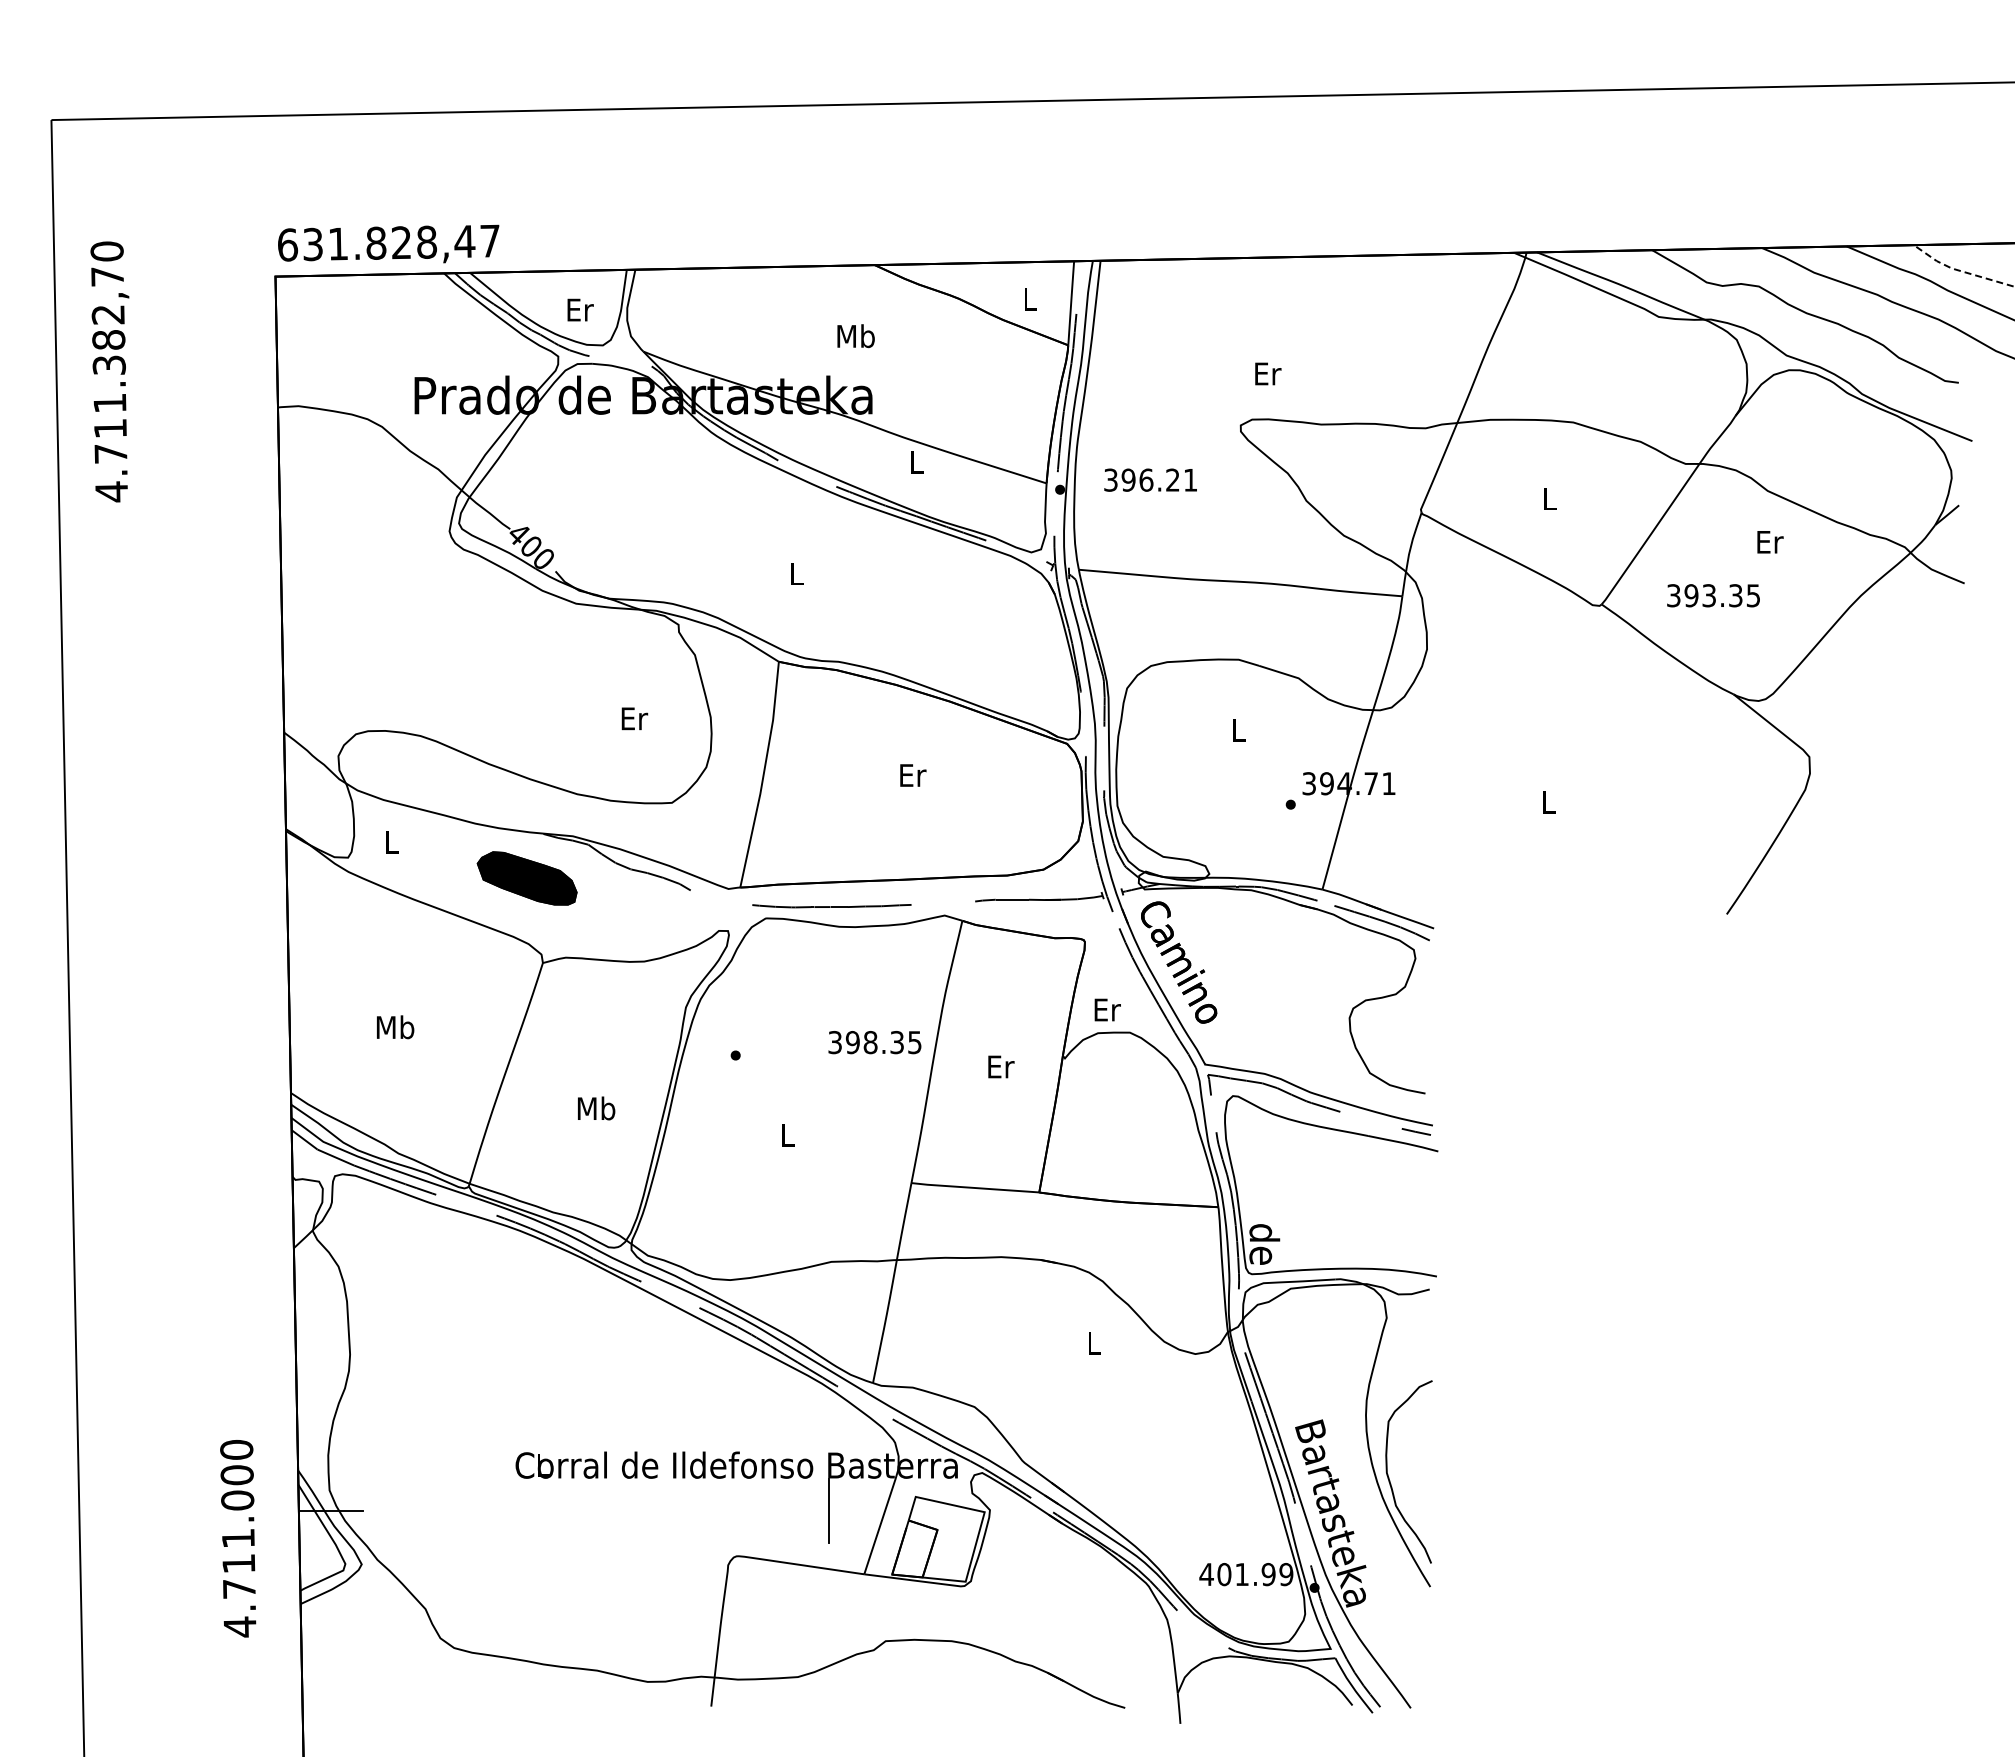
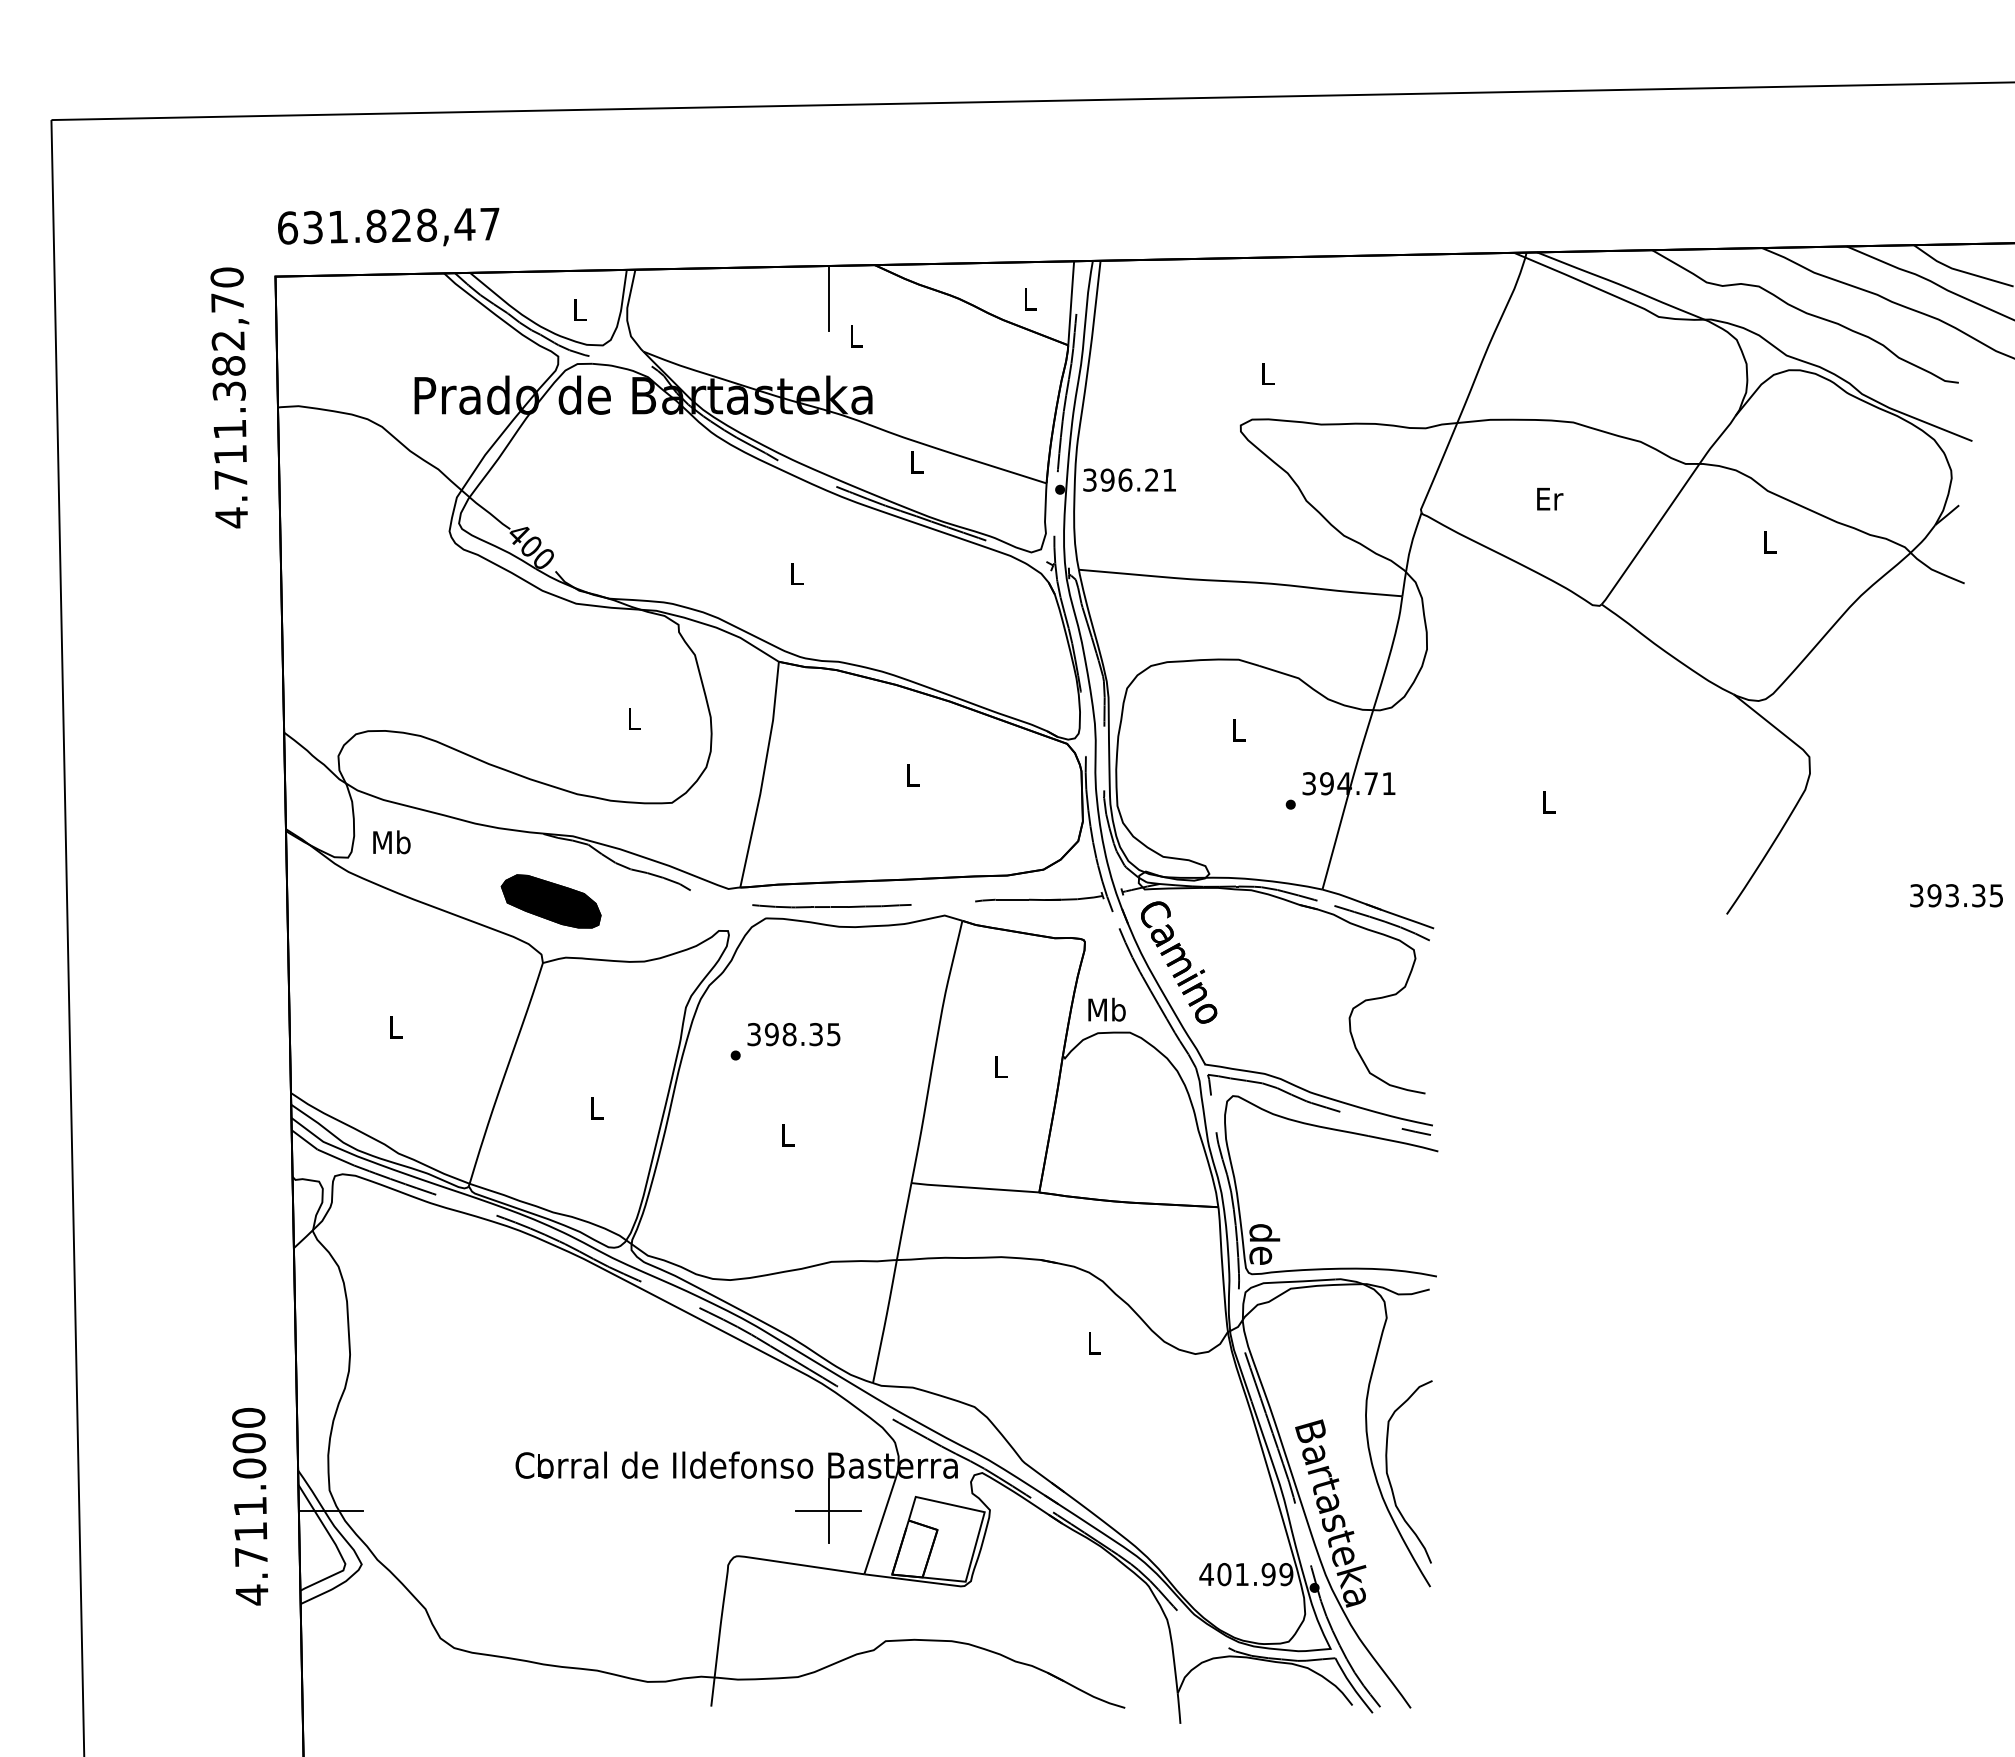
text position: (388, 243) -> (388, 226) (388, 226)
line: dashed -> solid (1960, 271)
line: none -> present (828, 298)
text: Er -> L (580, 309)
text: Mb -> L (855, 336)
text position: (109, 371) -> (229, 397) (229, 397)
text: Er -> L (1268, 373)
text position: (1150, 479) -> (1129, 479) (1129, 479)
text: L -> Er (1550, 498)
text: Er -> L (1770, 542)
text position: (1713, 595) -> (1956, 895) (1956, 895)
text: Er -> L (634, 718)
text: Er -> L (913, 775)
text: L -> Mb (391, 842)
part position: (526, 878) -> (550, 901) (550, 901)
text: Er -> Mb (1106, 1009)
text: Mb -> L (395, 1027)
text position: (874, 1042) -> (793, 1034) (793, 1034)
text: Er -> L (1001, 1066)
text: Mb -> L (596, 1108)
line: none -> present (828, 1510)
text position: (238, 1538) -> (250, 1506) (250, 1506)
